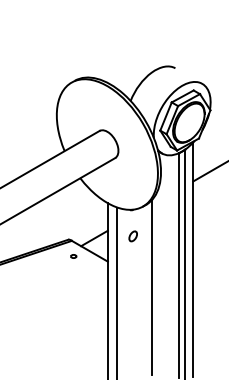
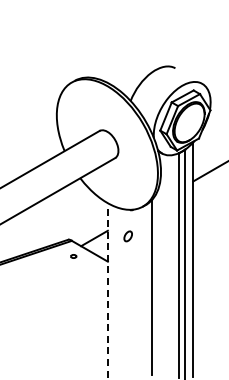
part position: (132, 236) -> (127, 236) (127, 236)
line: solid -> dashed (107, 291)
line: present -> none (117, 291)
